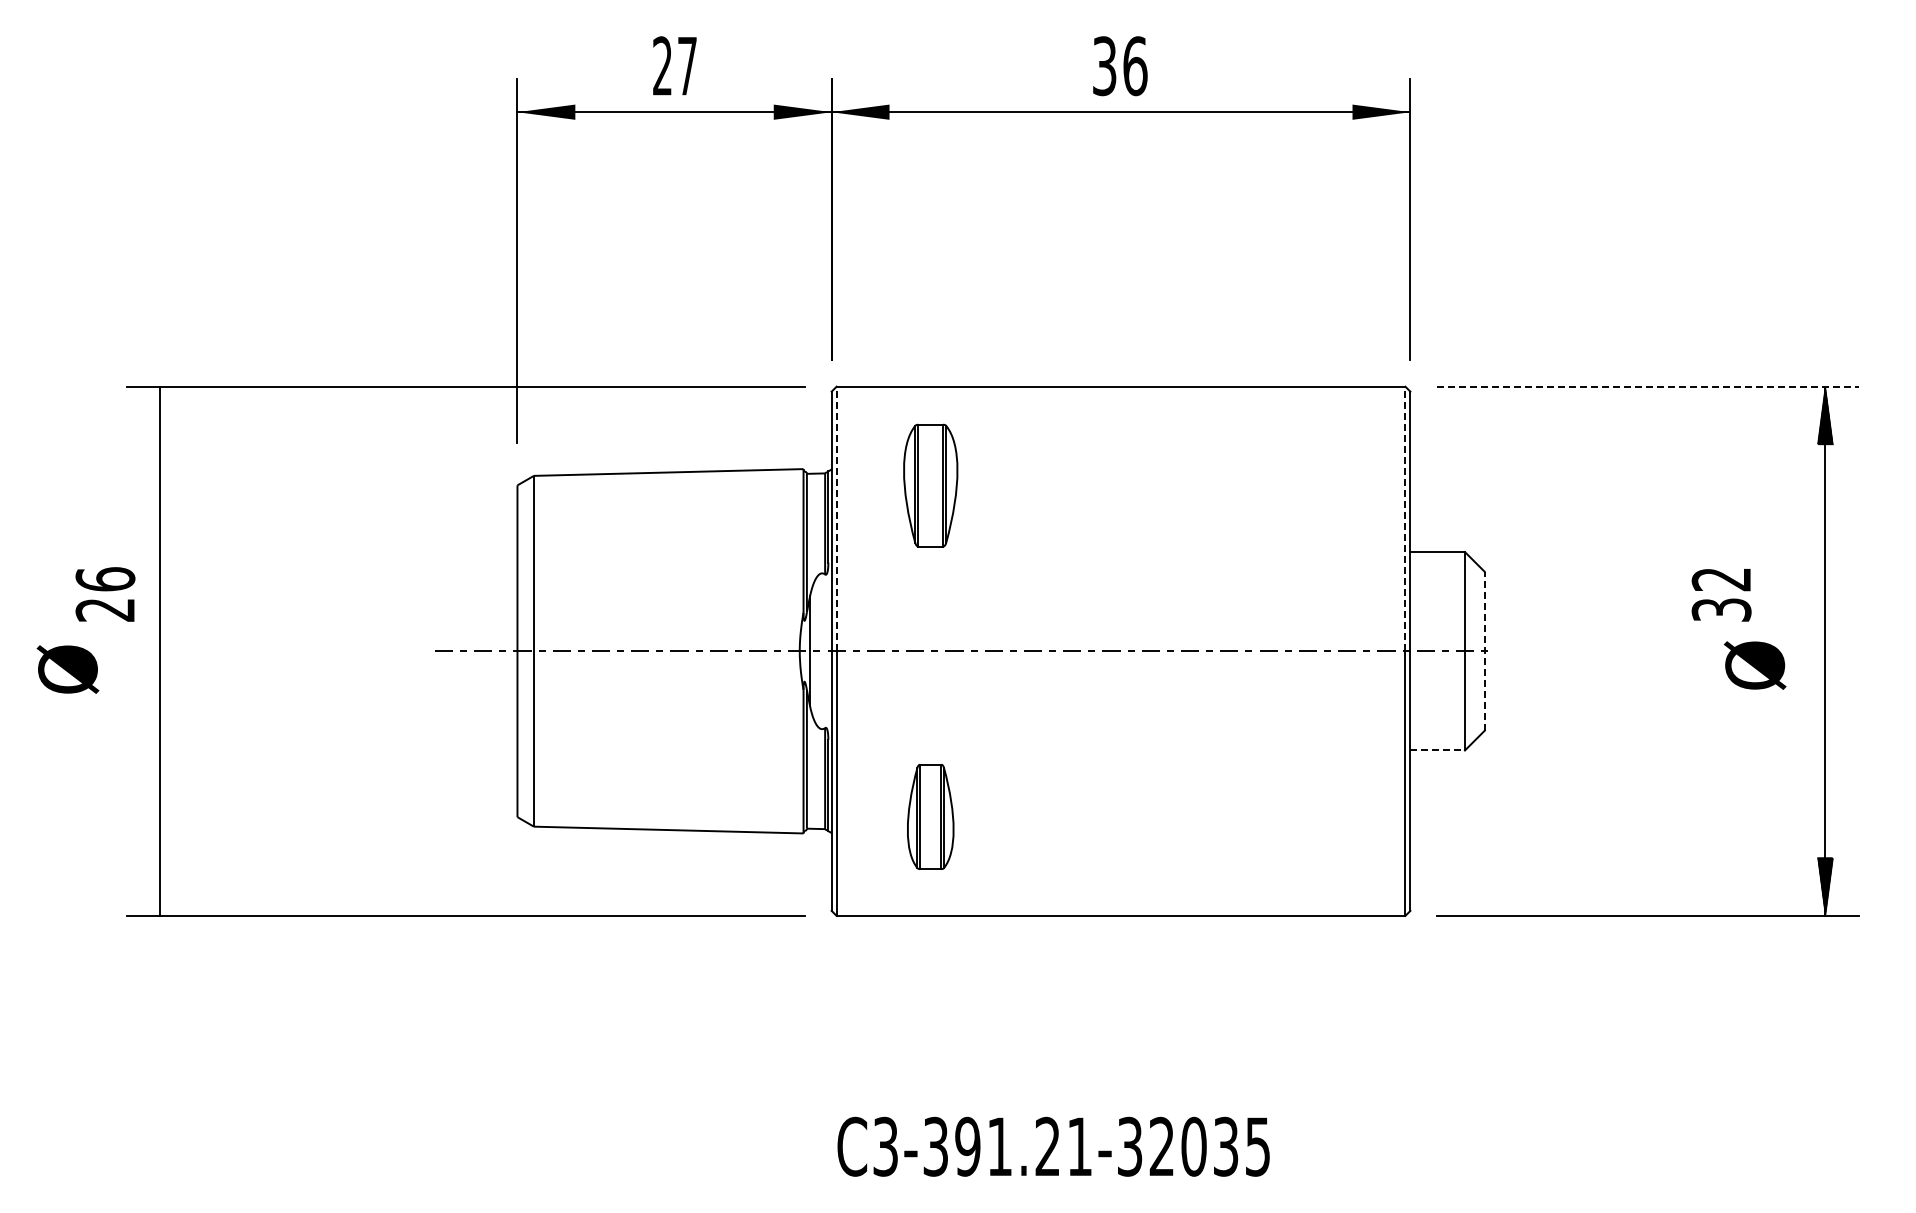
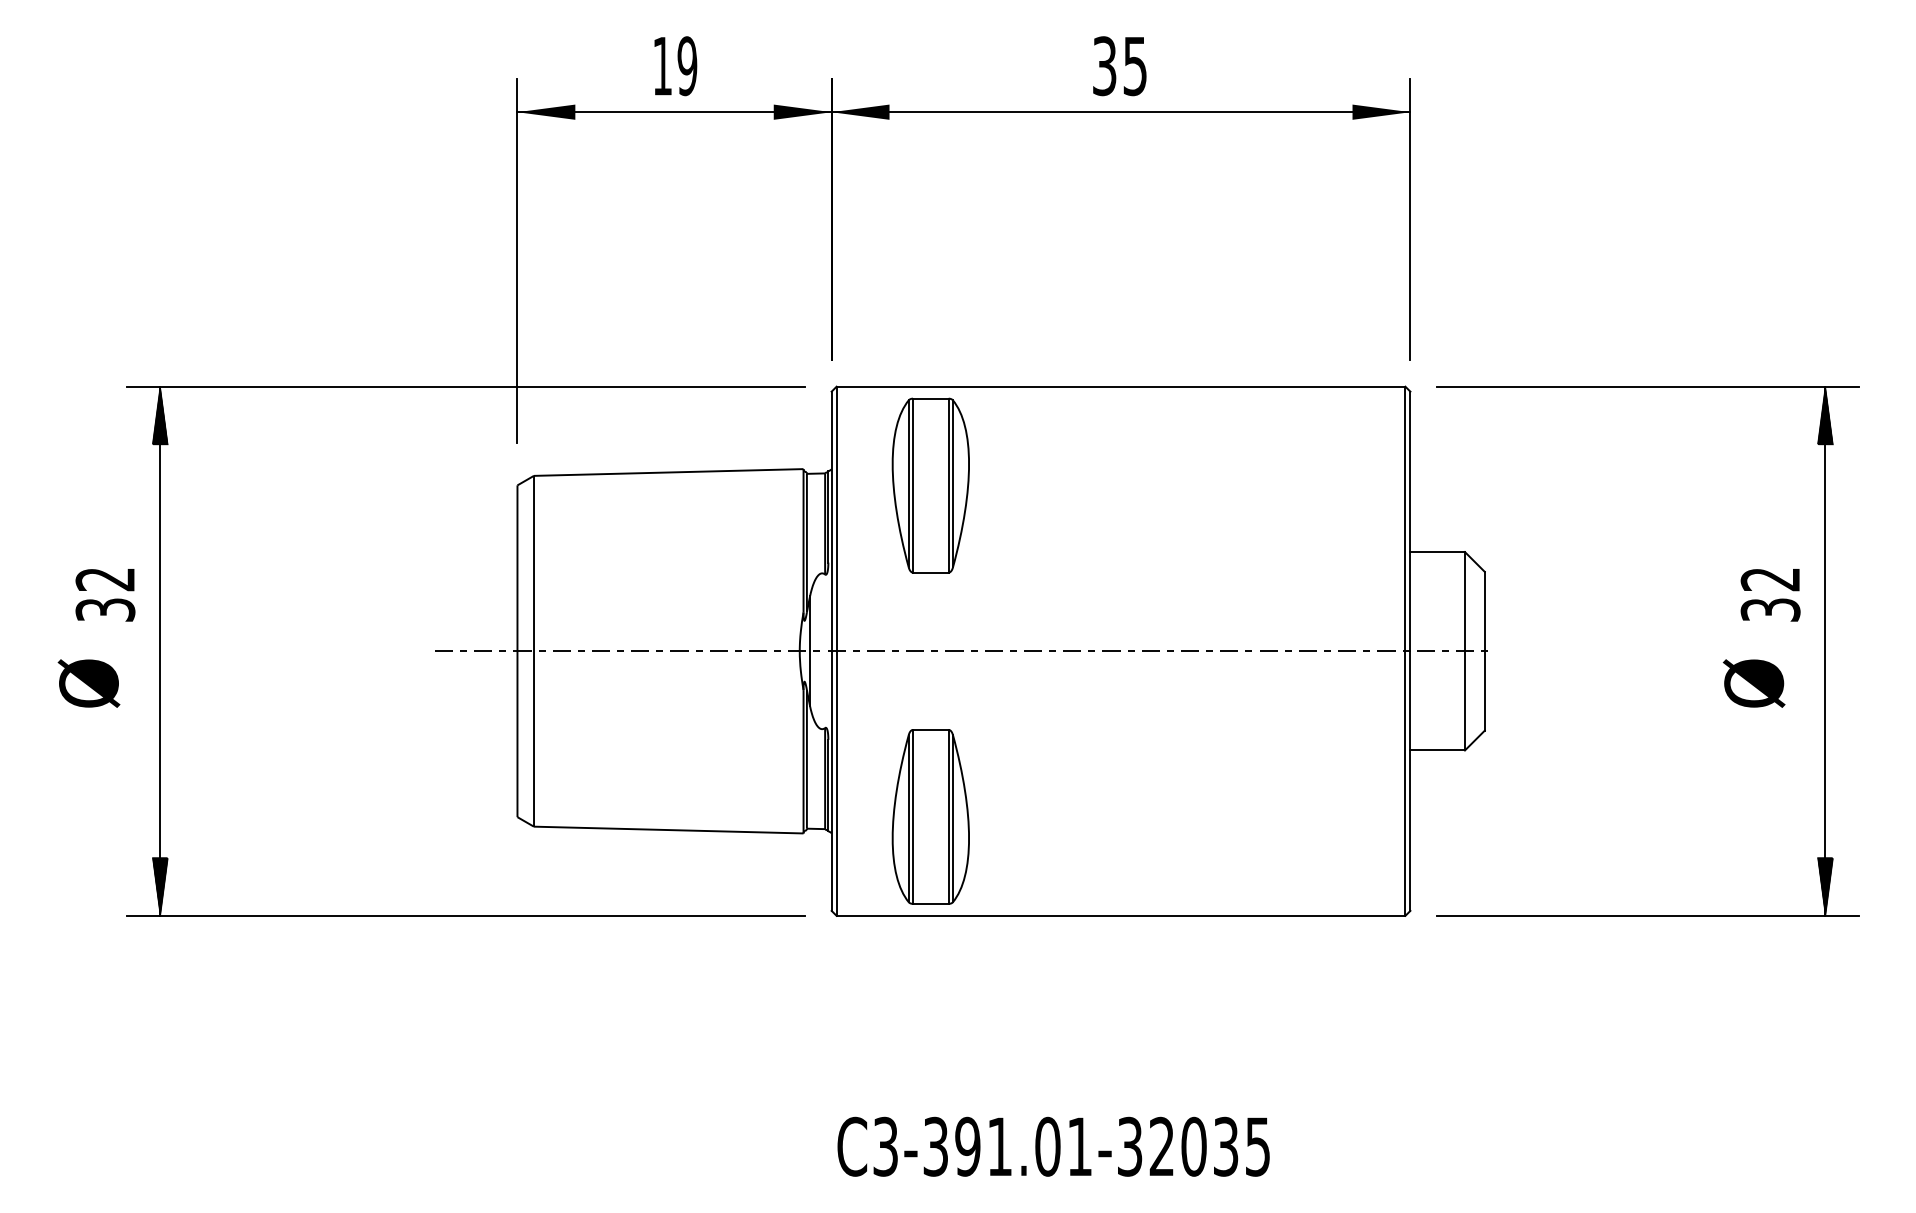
text: 27 -> 19 (675, 66)
text: 36 -> 35 (1135, 66)
line: dashed -> solid (1647, 386)
hatch: none -> present (159, 415)
part size: 56x125 px -> 79x177 px (930, 485)
line: dashed -> solid (836, 518)
line: dashed -> solid (1405, 518)
text: 26 -> 32 (105, 594)
text position: (1721, 595) -> (1770, 595) (1770, 595)
line: dashed -> solid (1484, 650)
text position: (1754, 665) -> (1753, 683) (1753, 683)
text position: (67, 669) -> (88, 683) (88, 683)
line: dashed -> solid (1438, 750)
part size: 48x107 px -> 79x176 px (930, 816)
hatch: none -> present (159, 886)
text: C3-391.21-32035 -> C3-391.01-32035 (1047, 1146)
